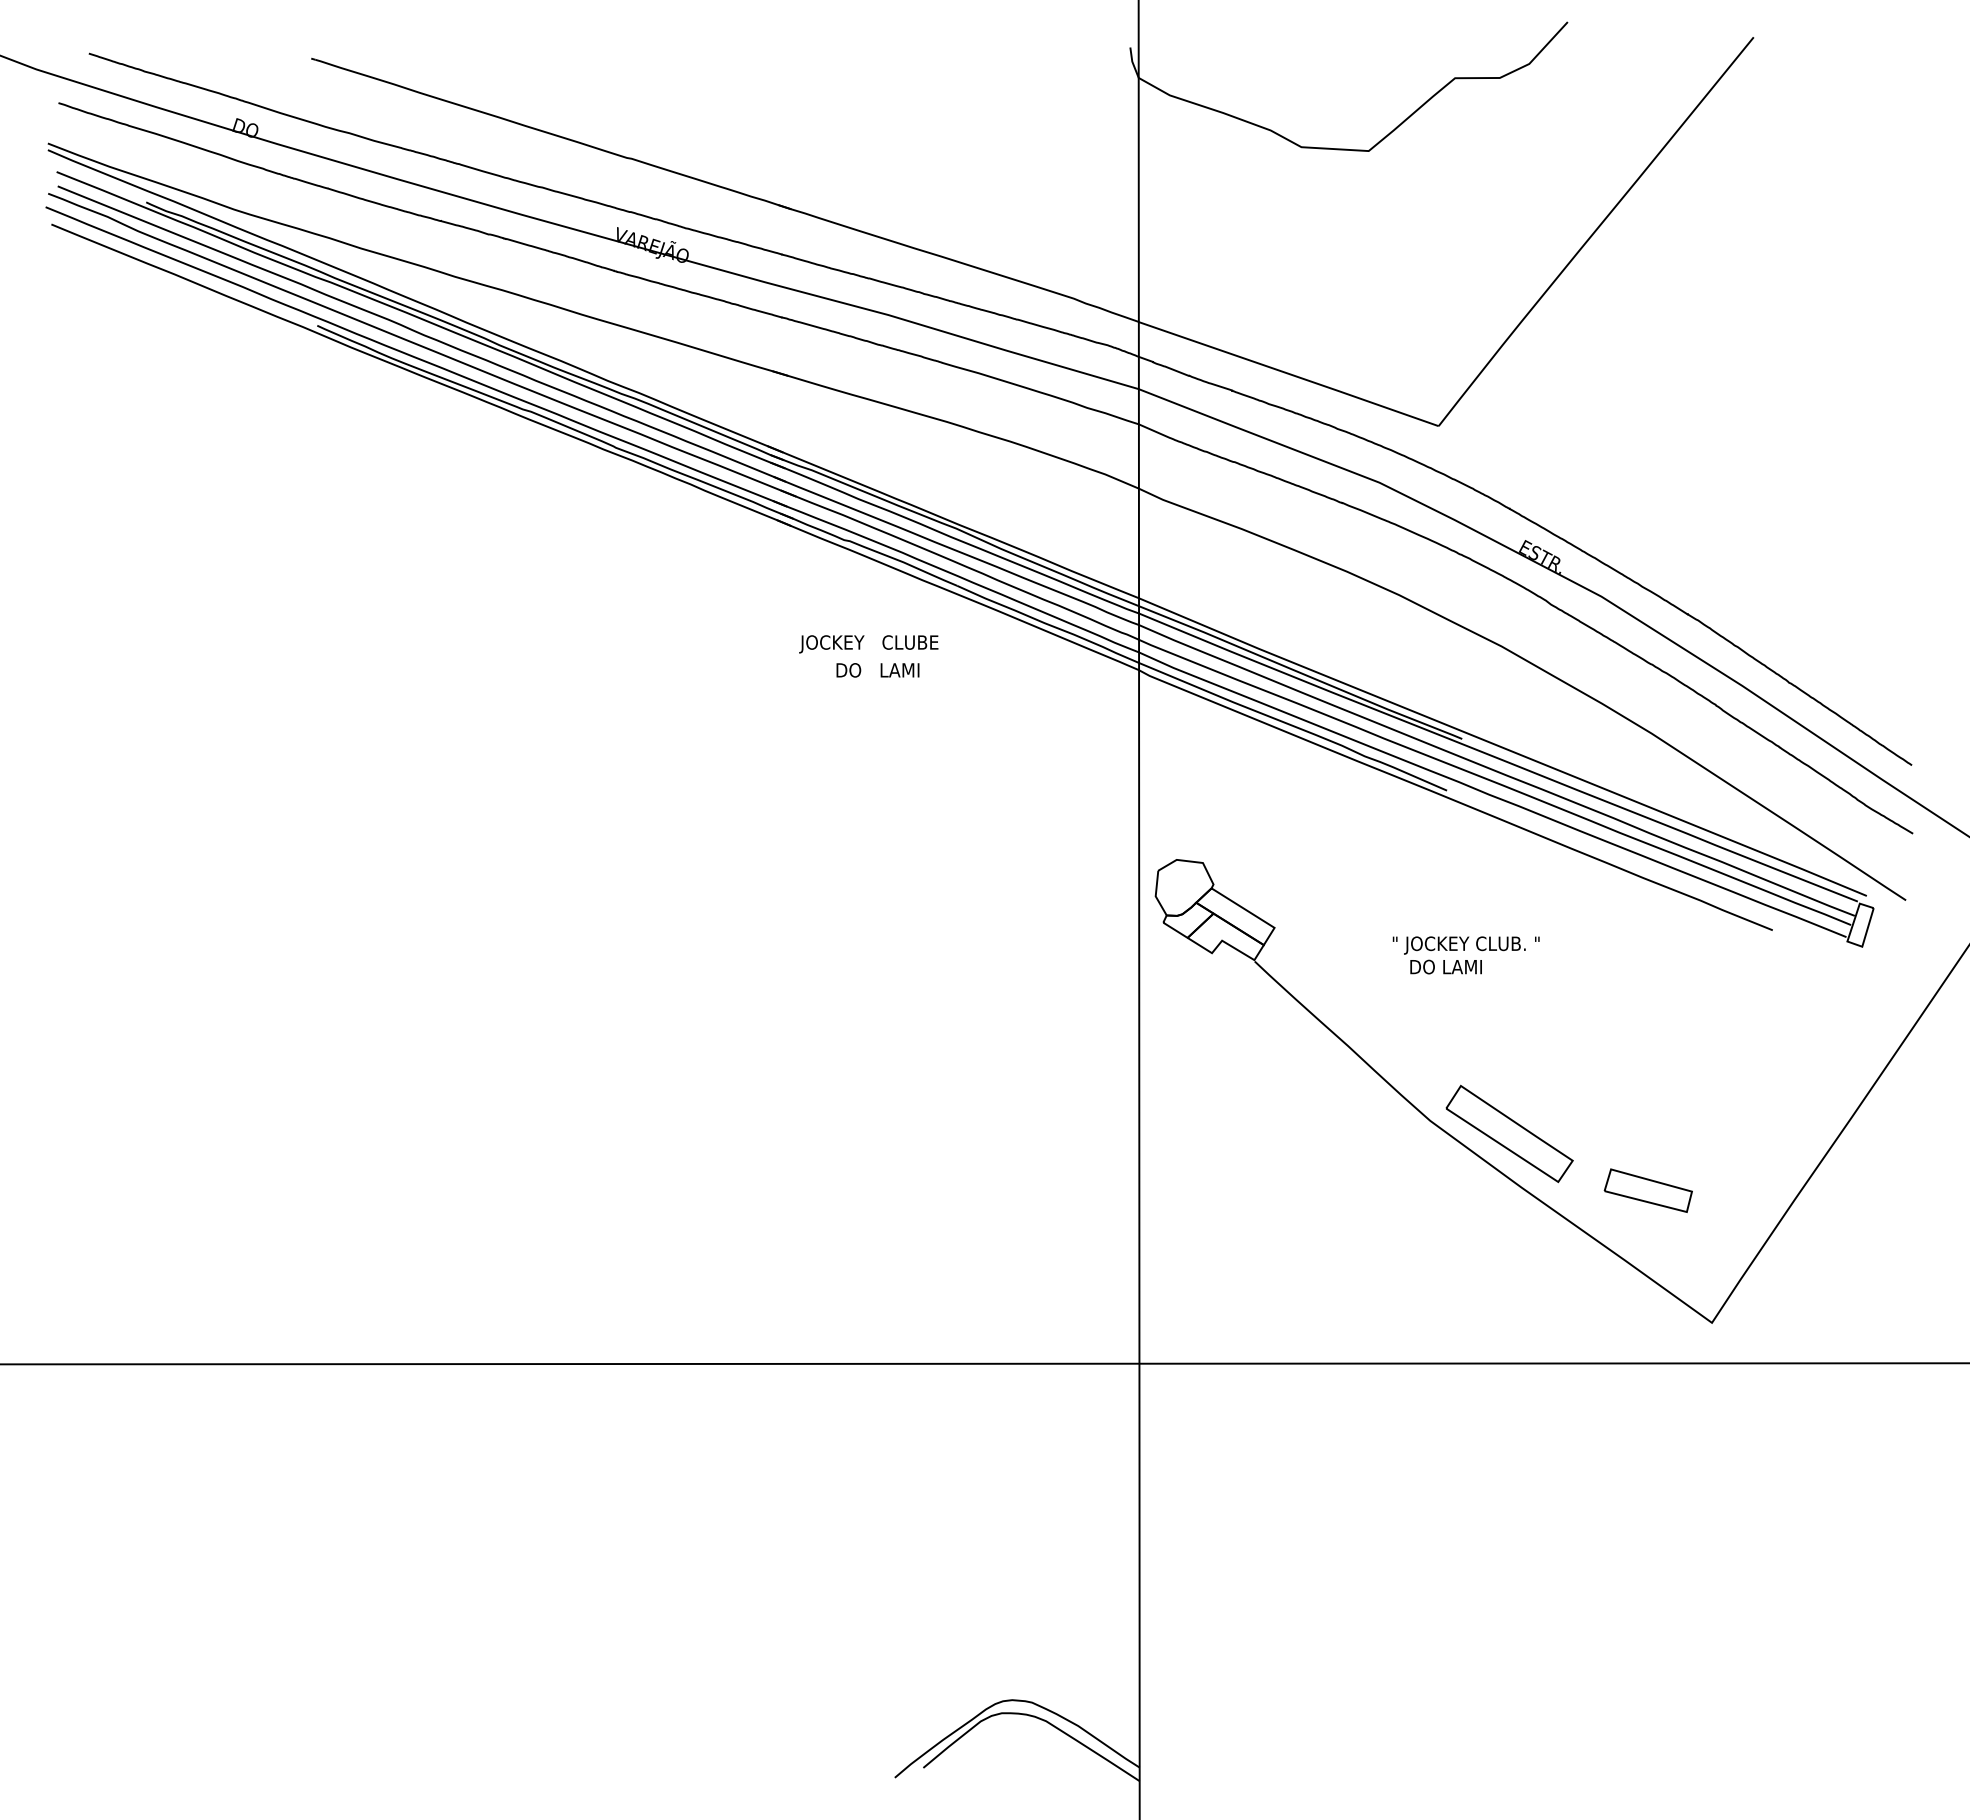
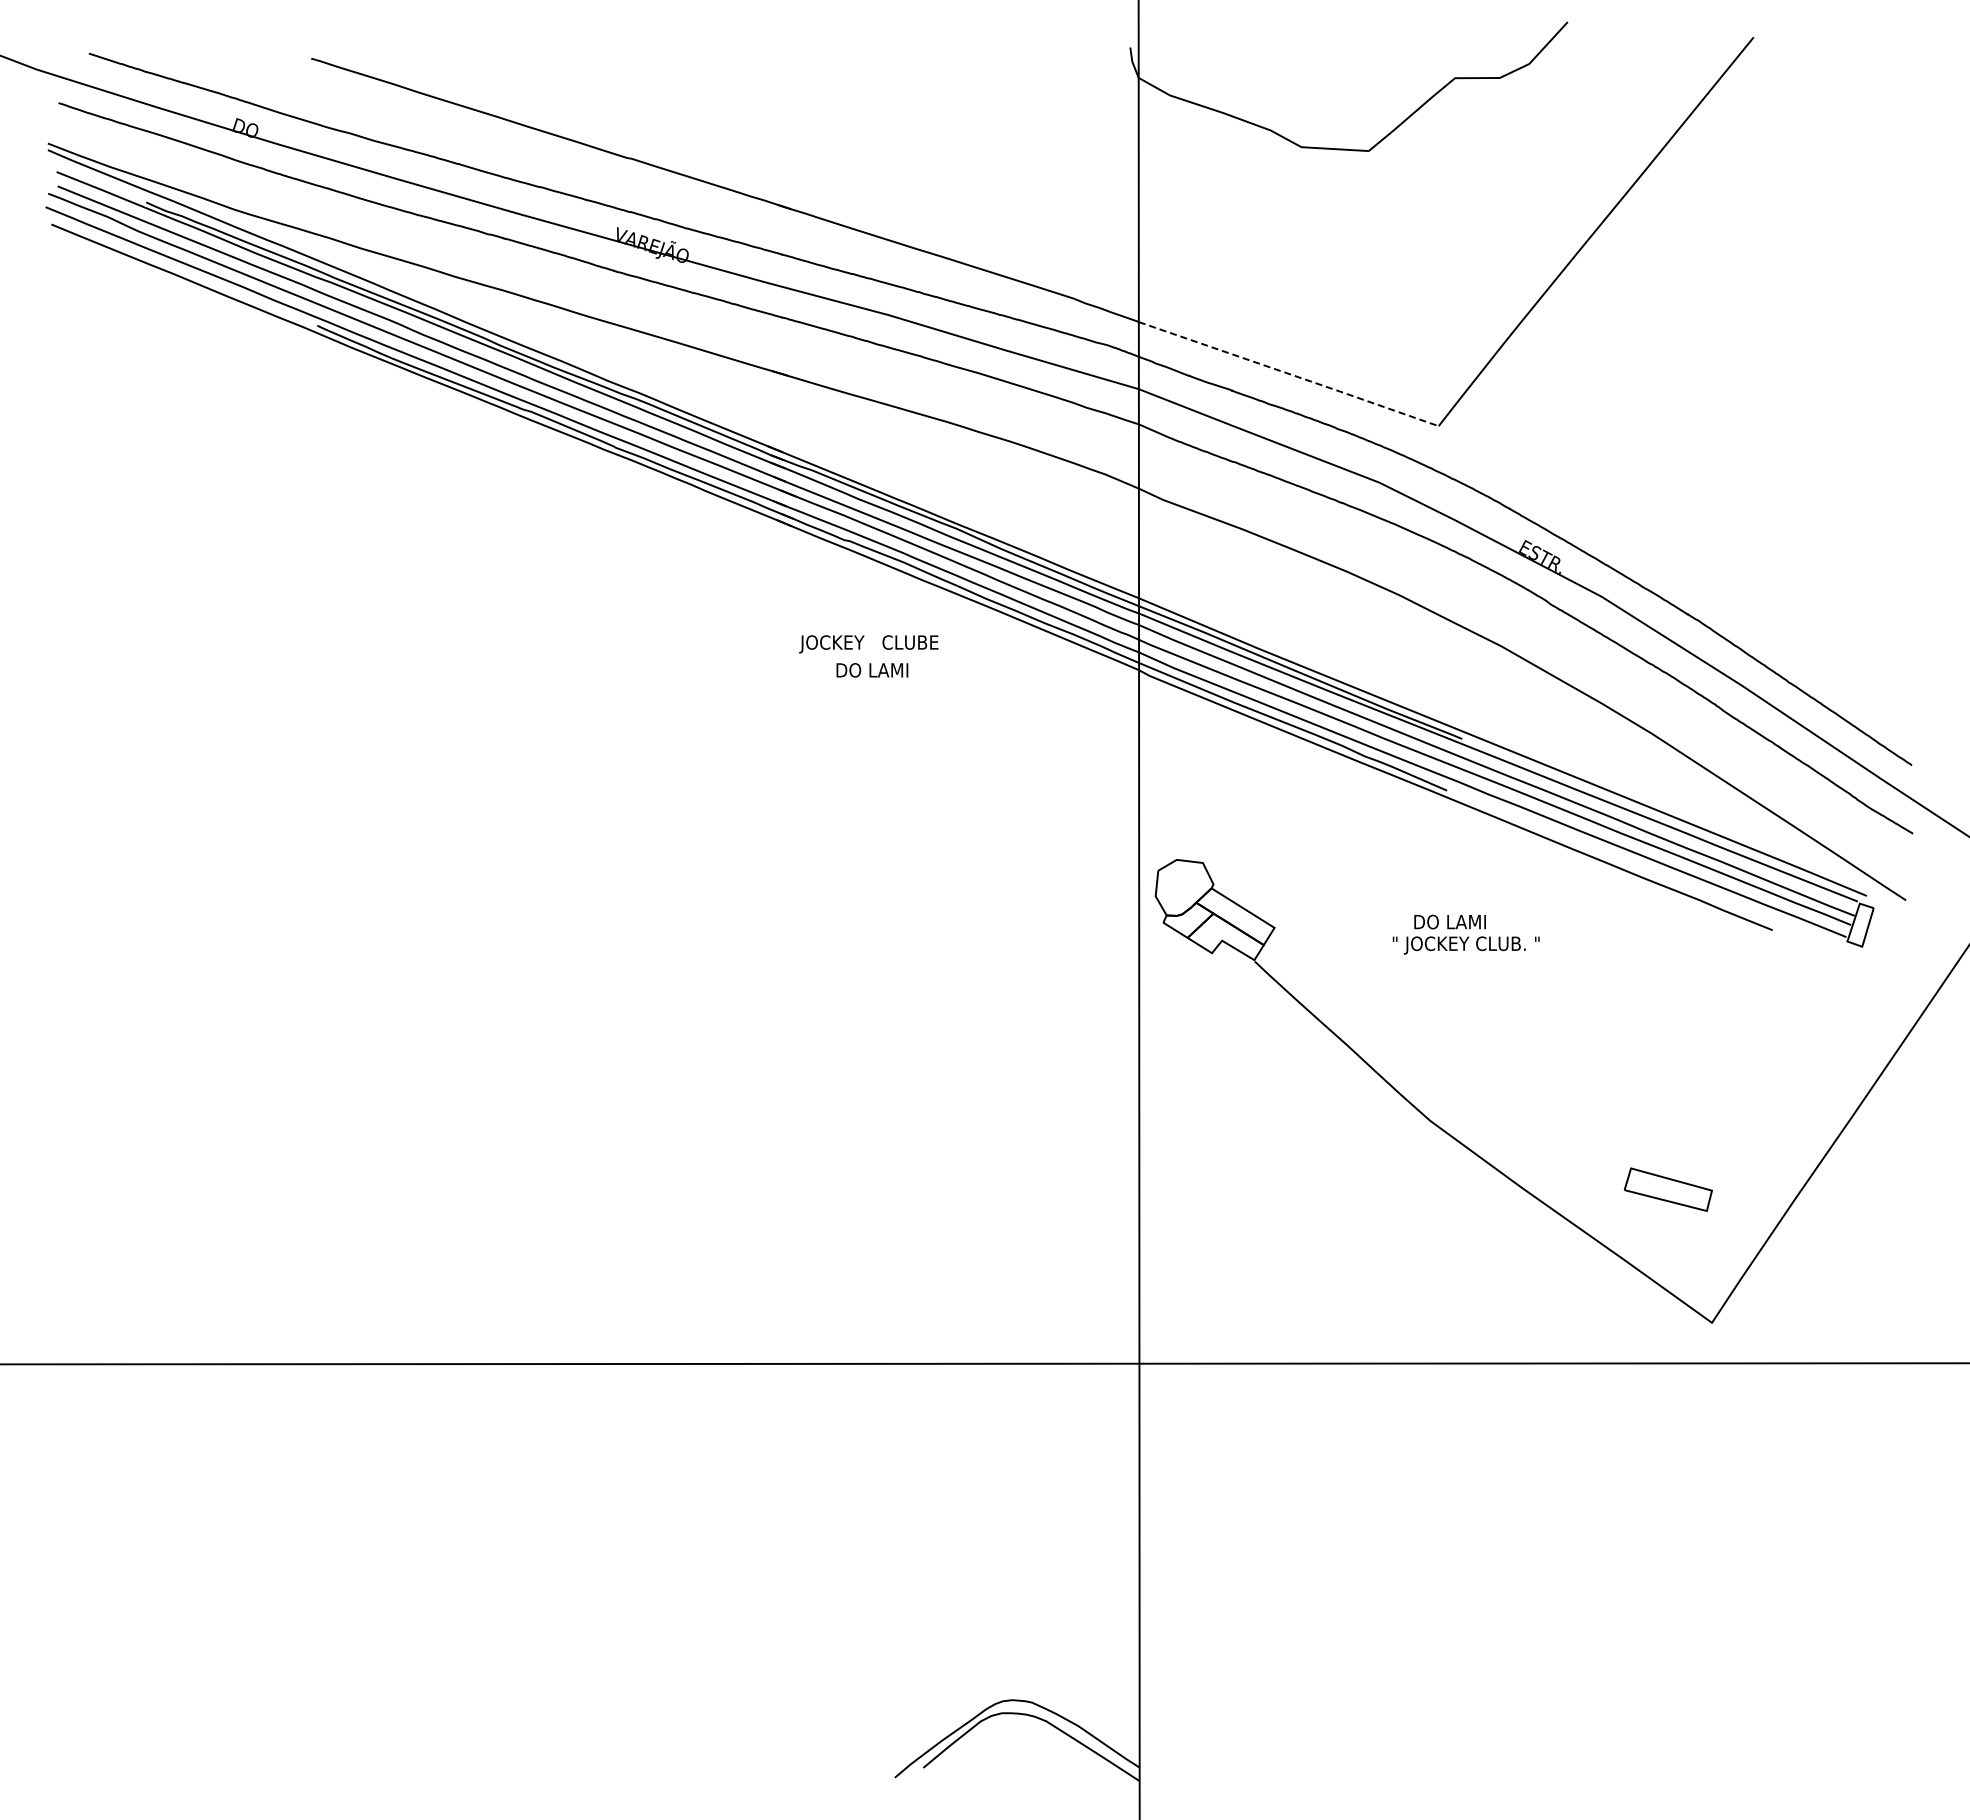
line: solid -> dashed (1290, 374)
text: DO   LAMI -> DO LAMI (894, 670)
text position: (1445, 966) -> (1449, 921) (1449, 921)
part: present -> none (1509, 1133)
part position: (1647, 1190) -> (1667, 1189) (1667, 1189)
